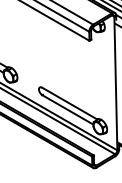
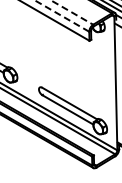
line: solid -> dashed (72, 12)
line: solid -> dashed (61, 15)
